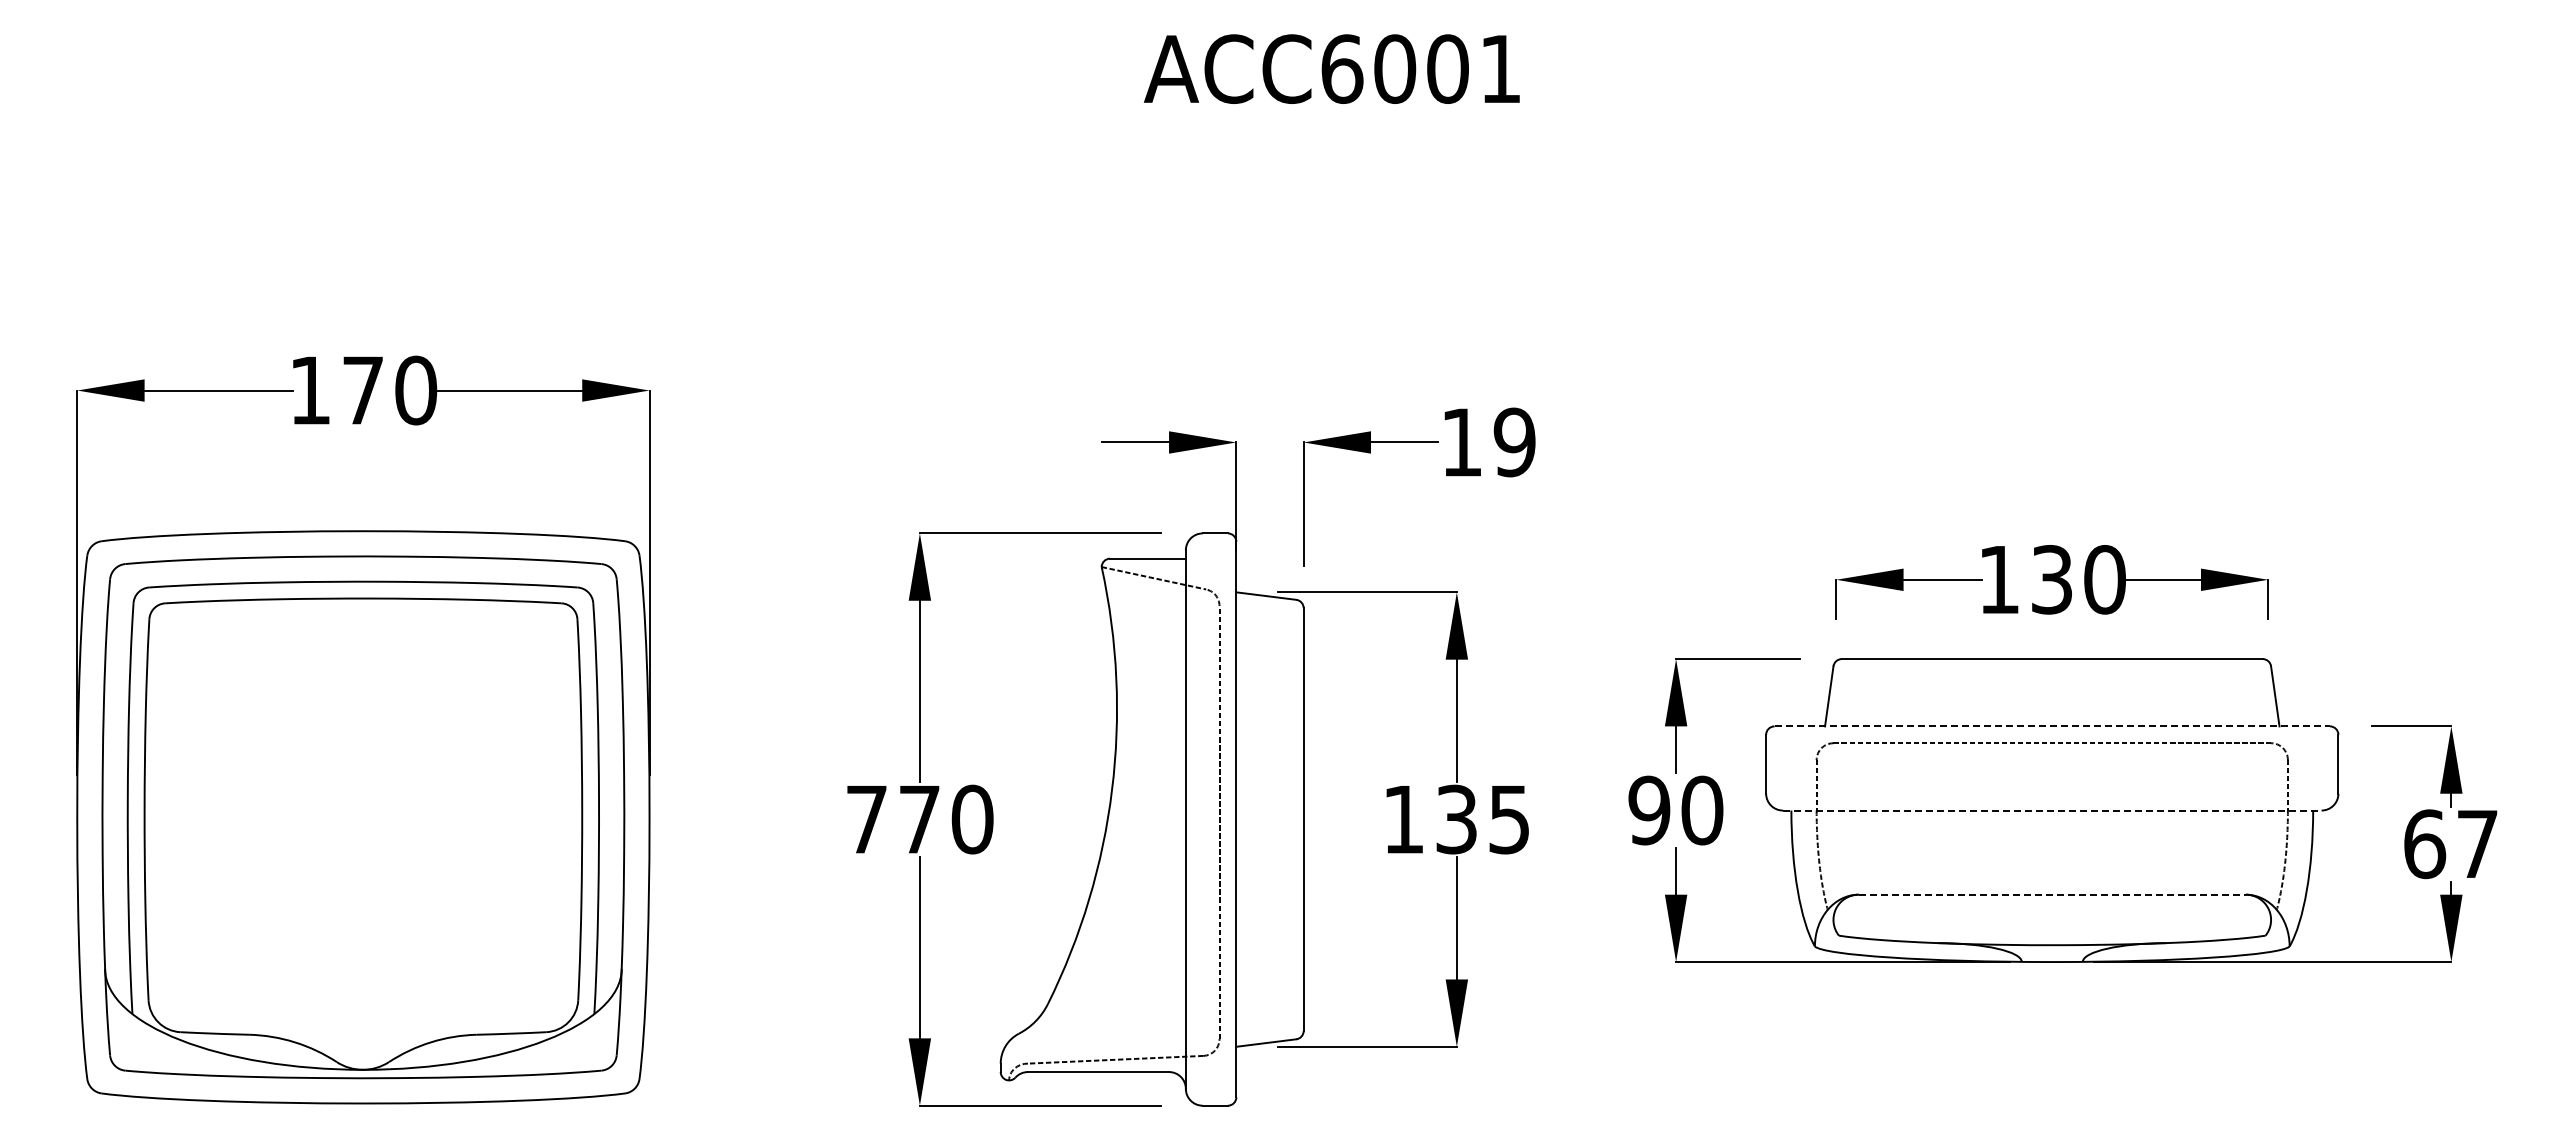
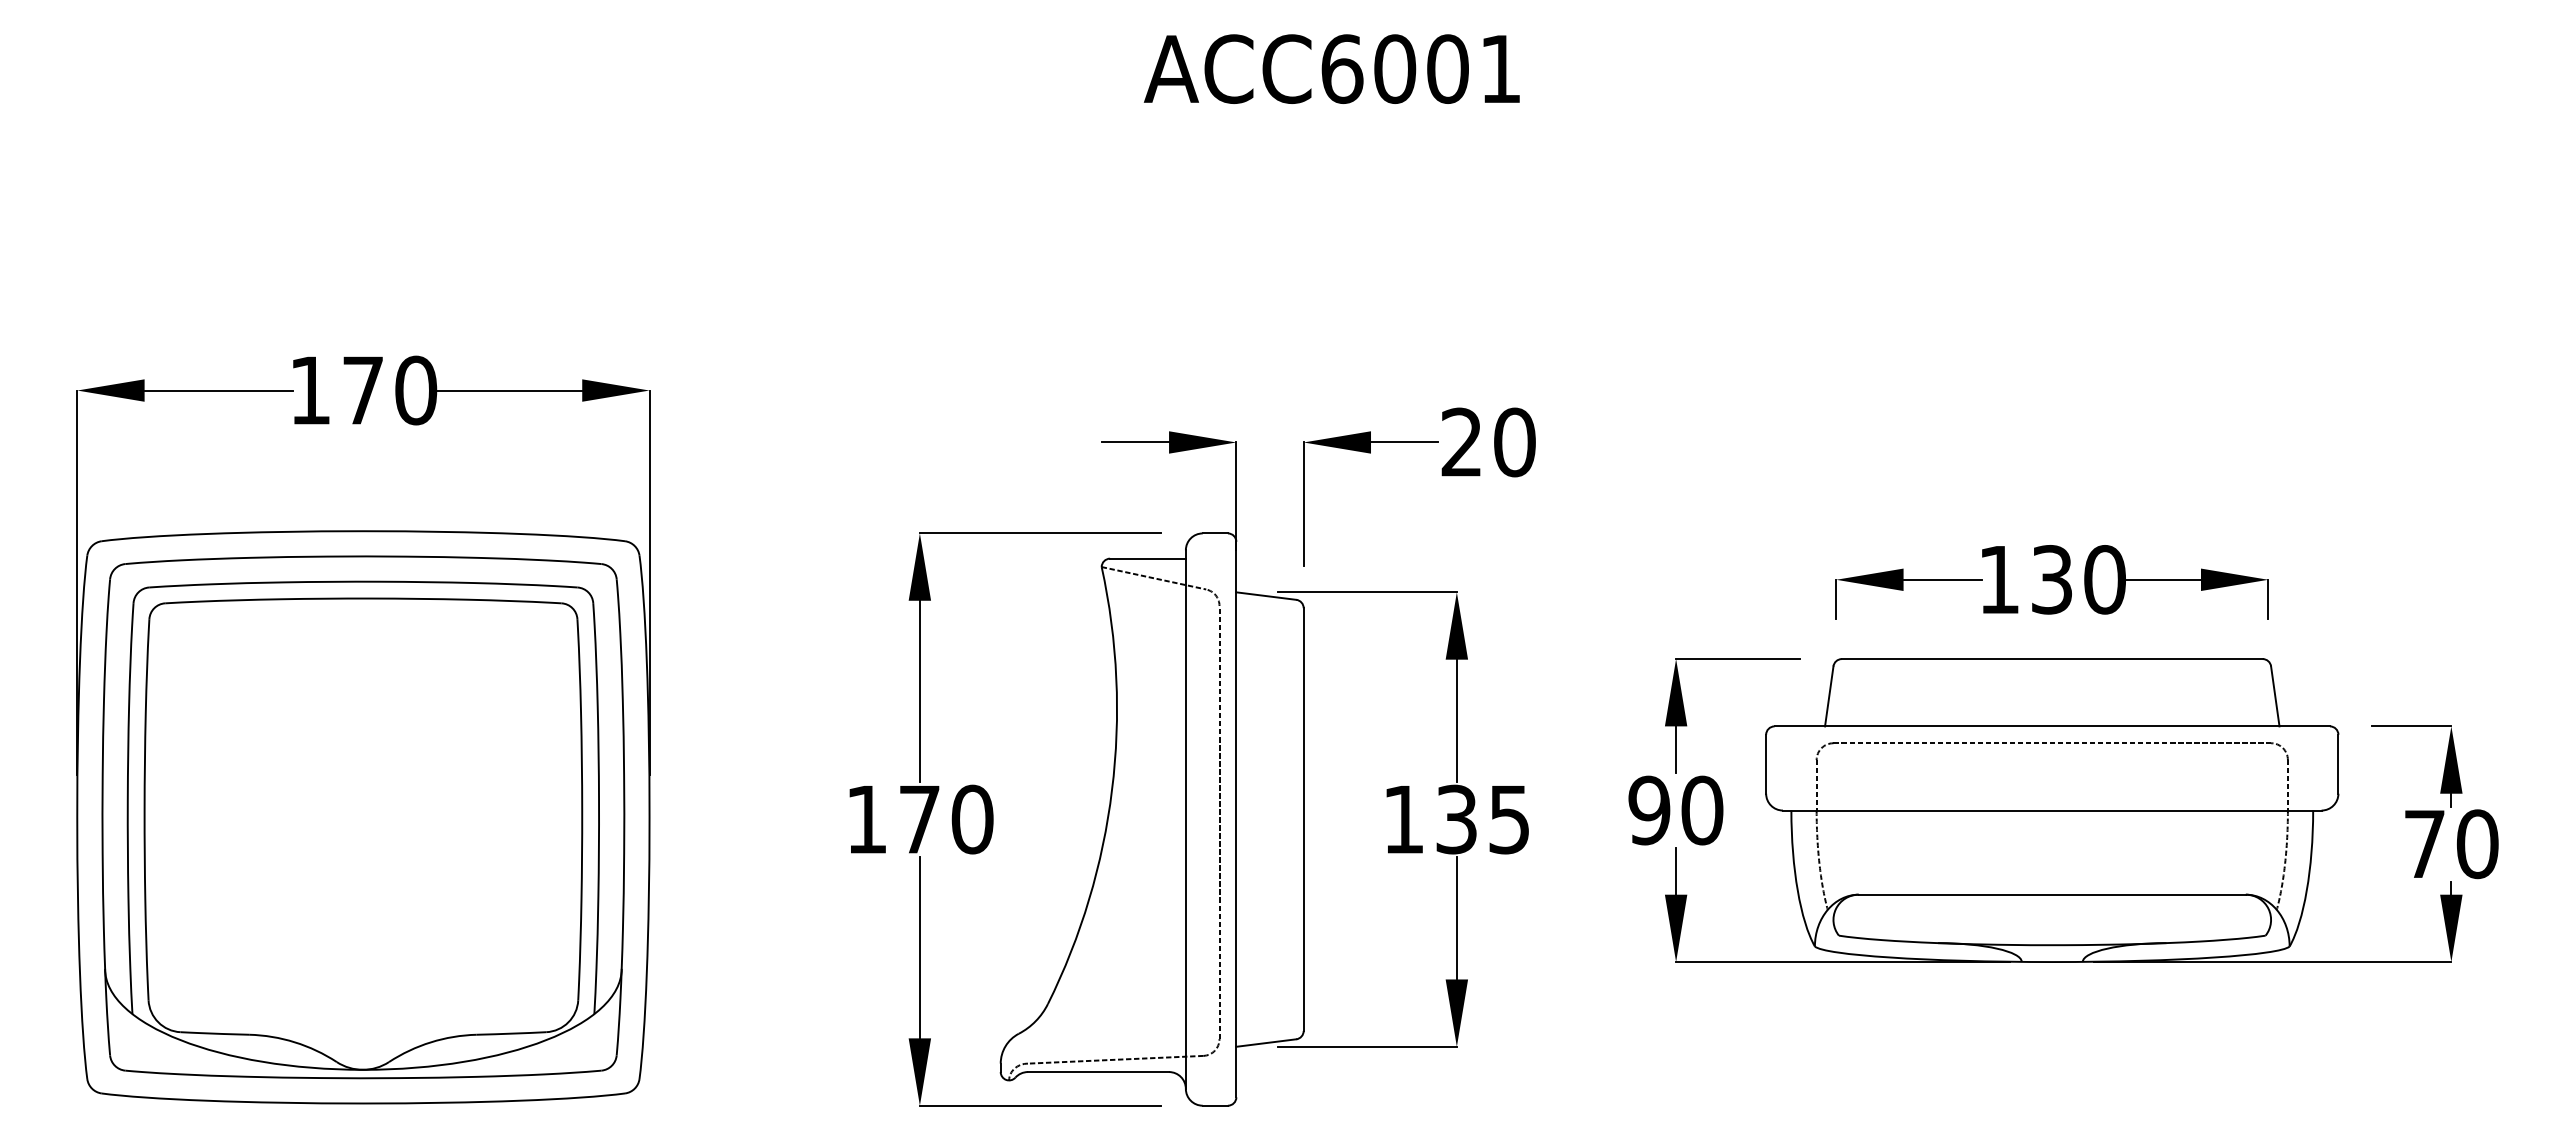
text: 19 -> 20 (1488, 442)
line: dashed -> solid (2052, 726)
line: dashed -> solid (2052, 810)
text: 770 -> 170 (866, 819)
text: 67 -> 70 (2451, 844)
line: dashed -> solid (2052, 894)
